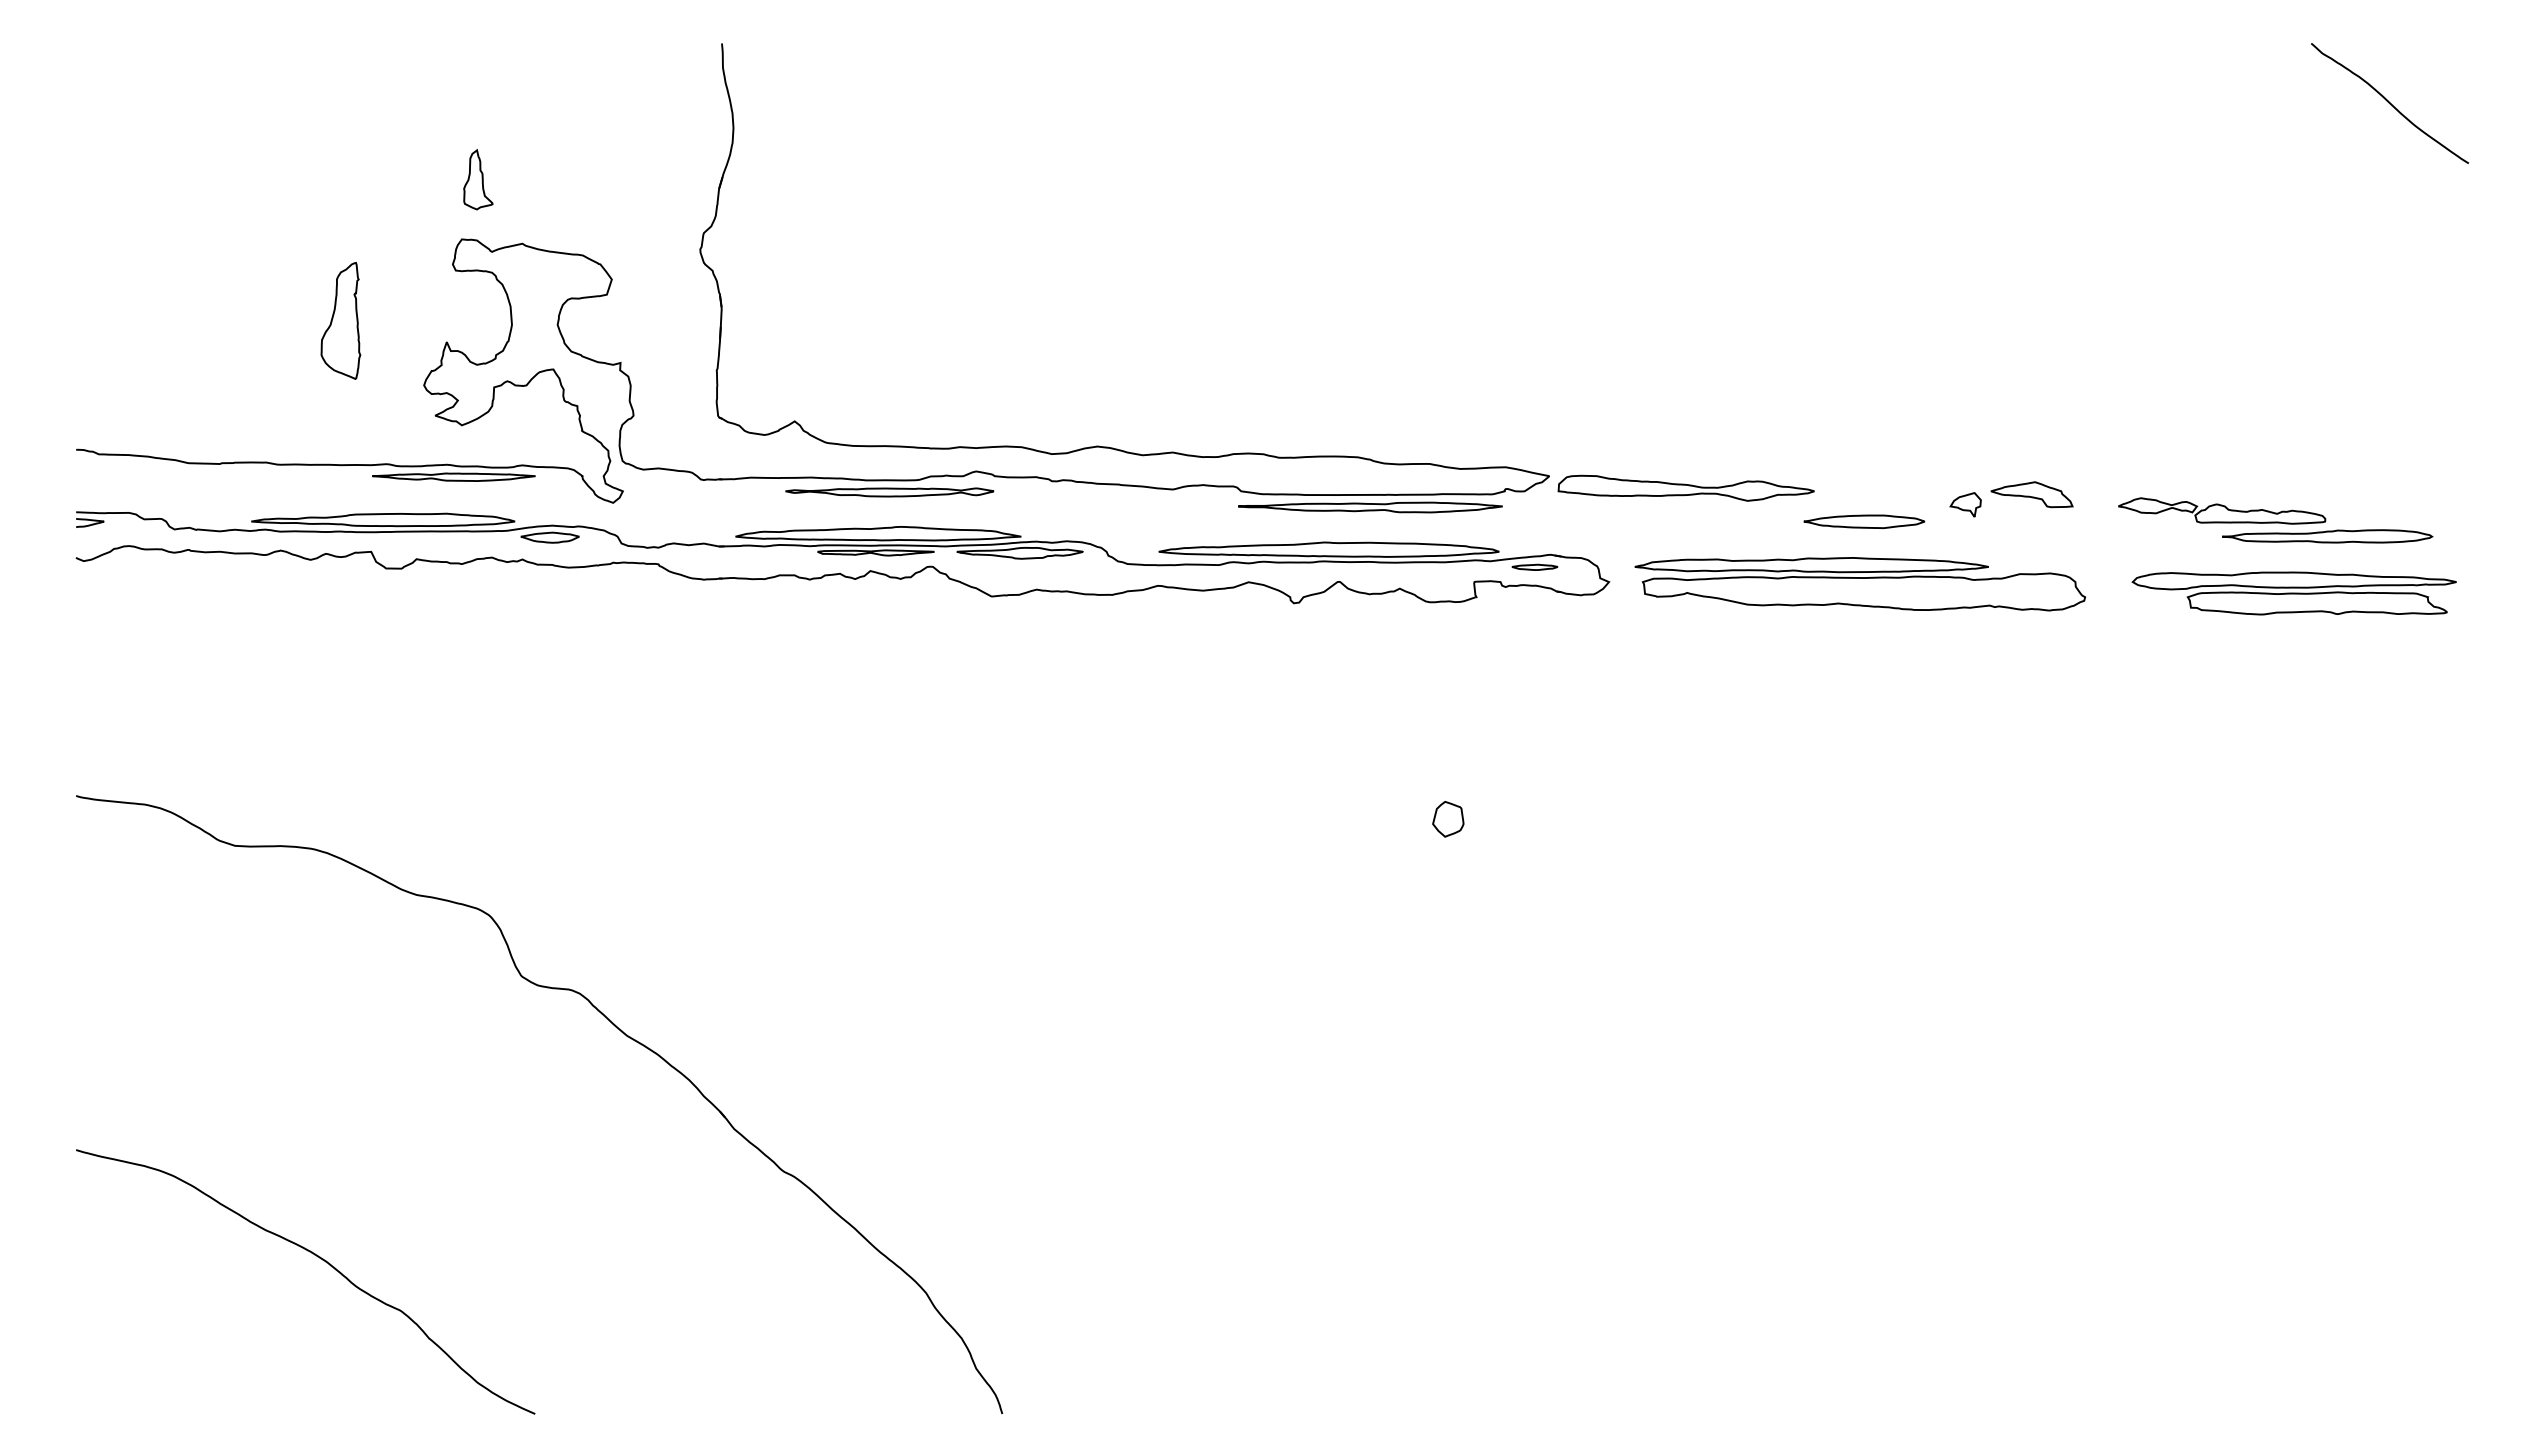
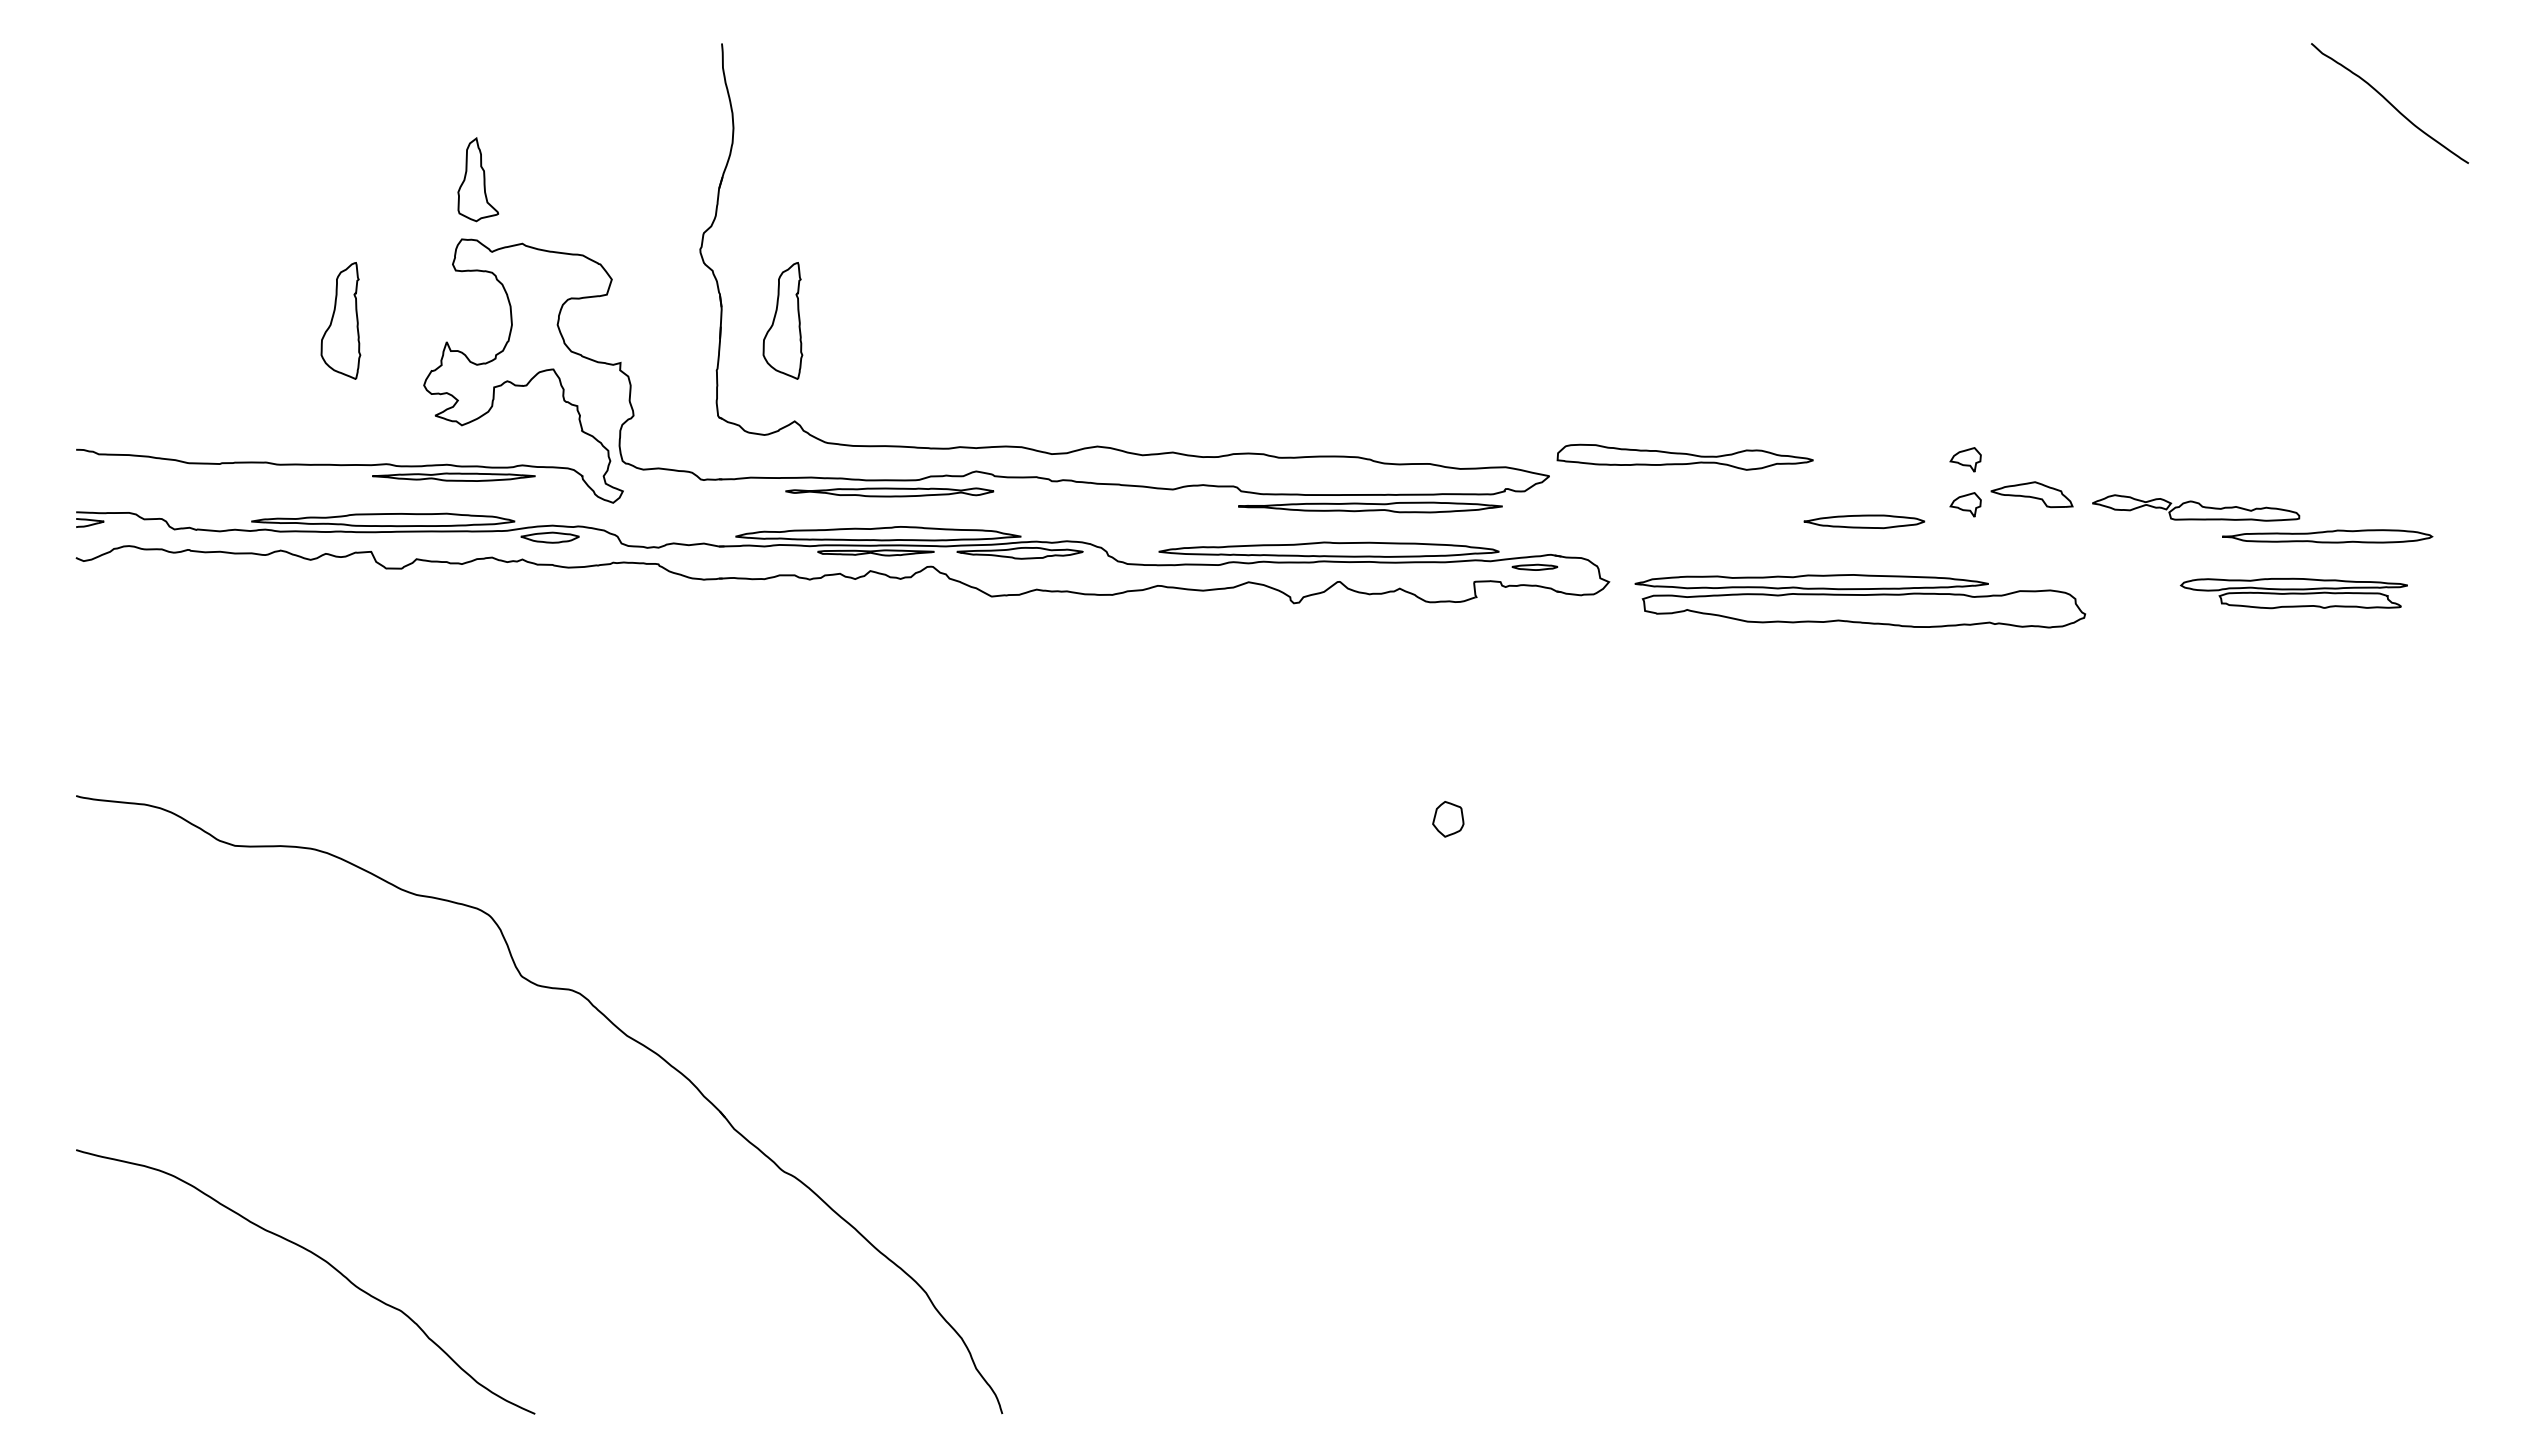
part size: 31x62 px -> 43x86 px (478, 179)
part: none -> present (782, 320)
part: none -> present (1965, 459)
part position: (1685, 487) -> (1684, 456) (1684, 456)
part position: (2222, 510) -> (2196, 507) (2196, 507)
part position: (1859, 584) -> (1859, 601) (1859, 601)
part size: 326x45 px -> 228x33 px (2293, 593)
